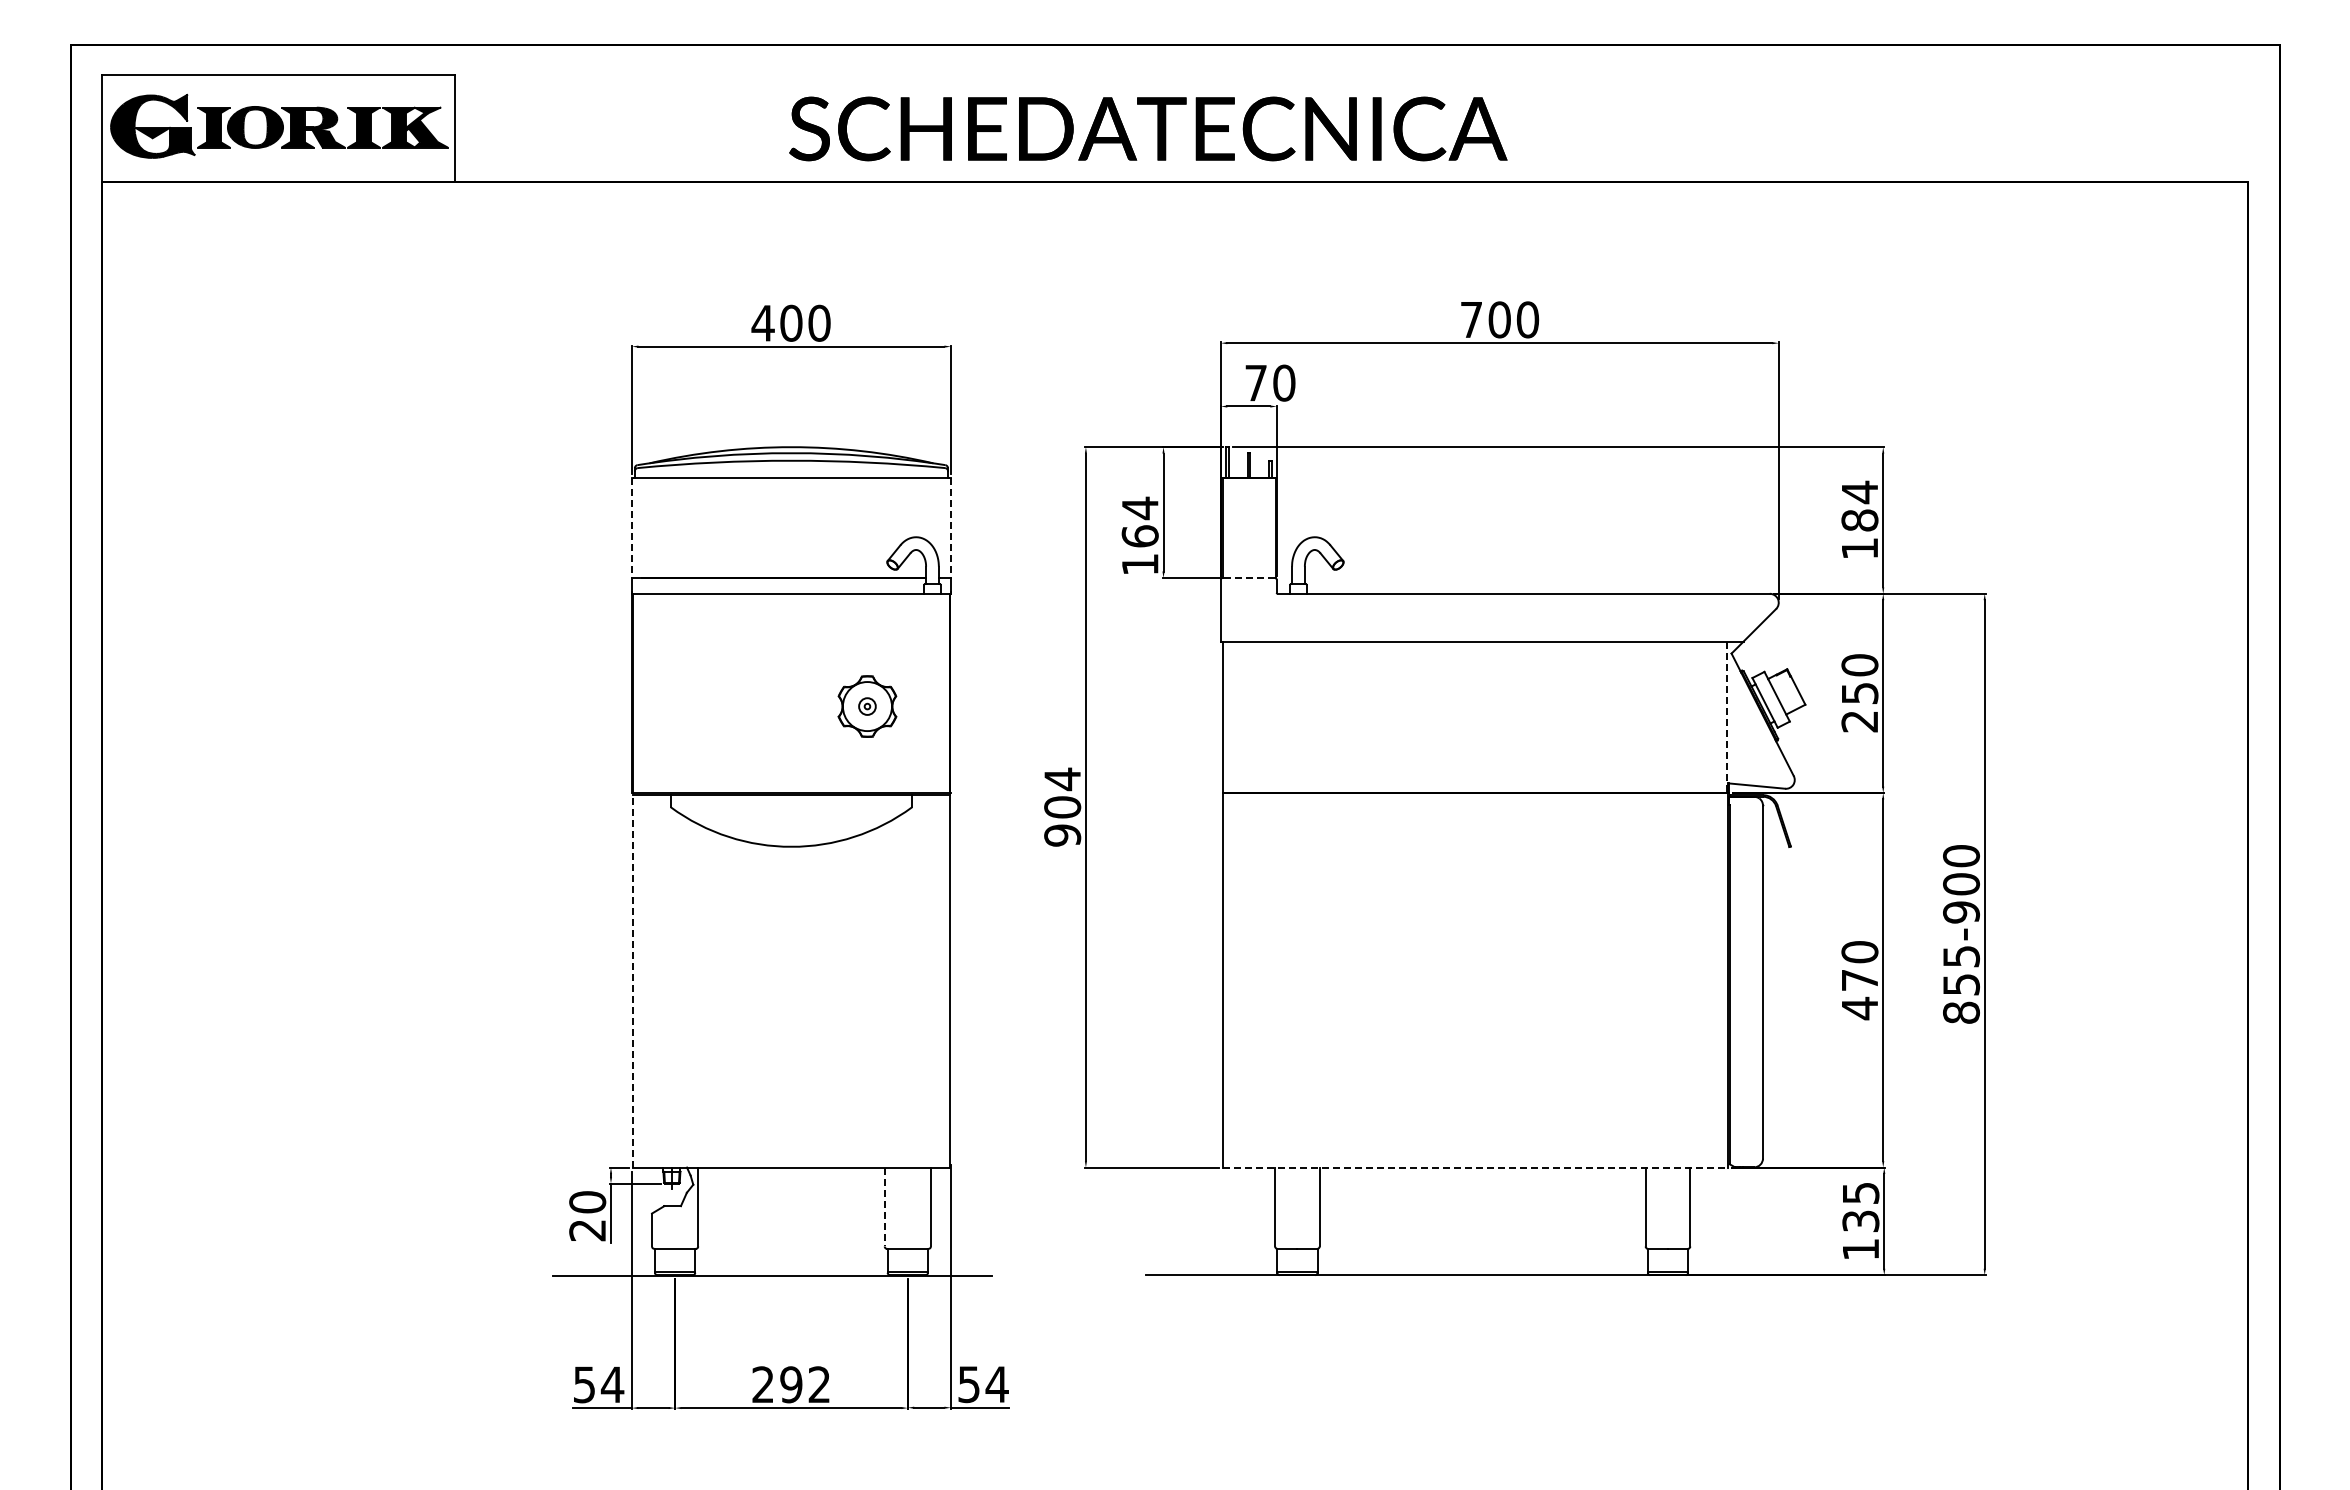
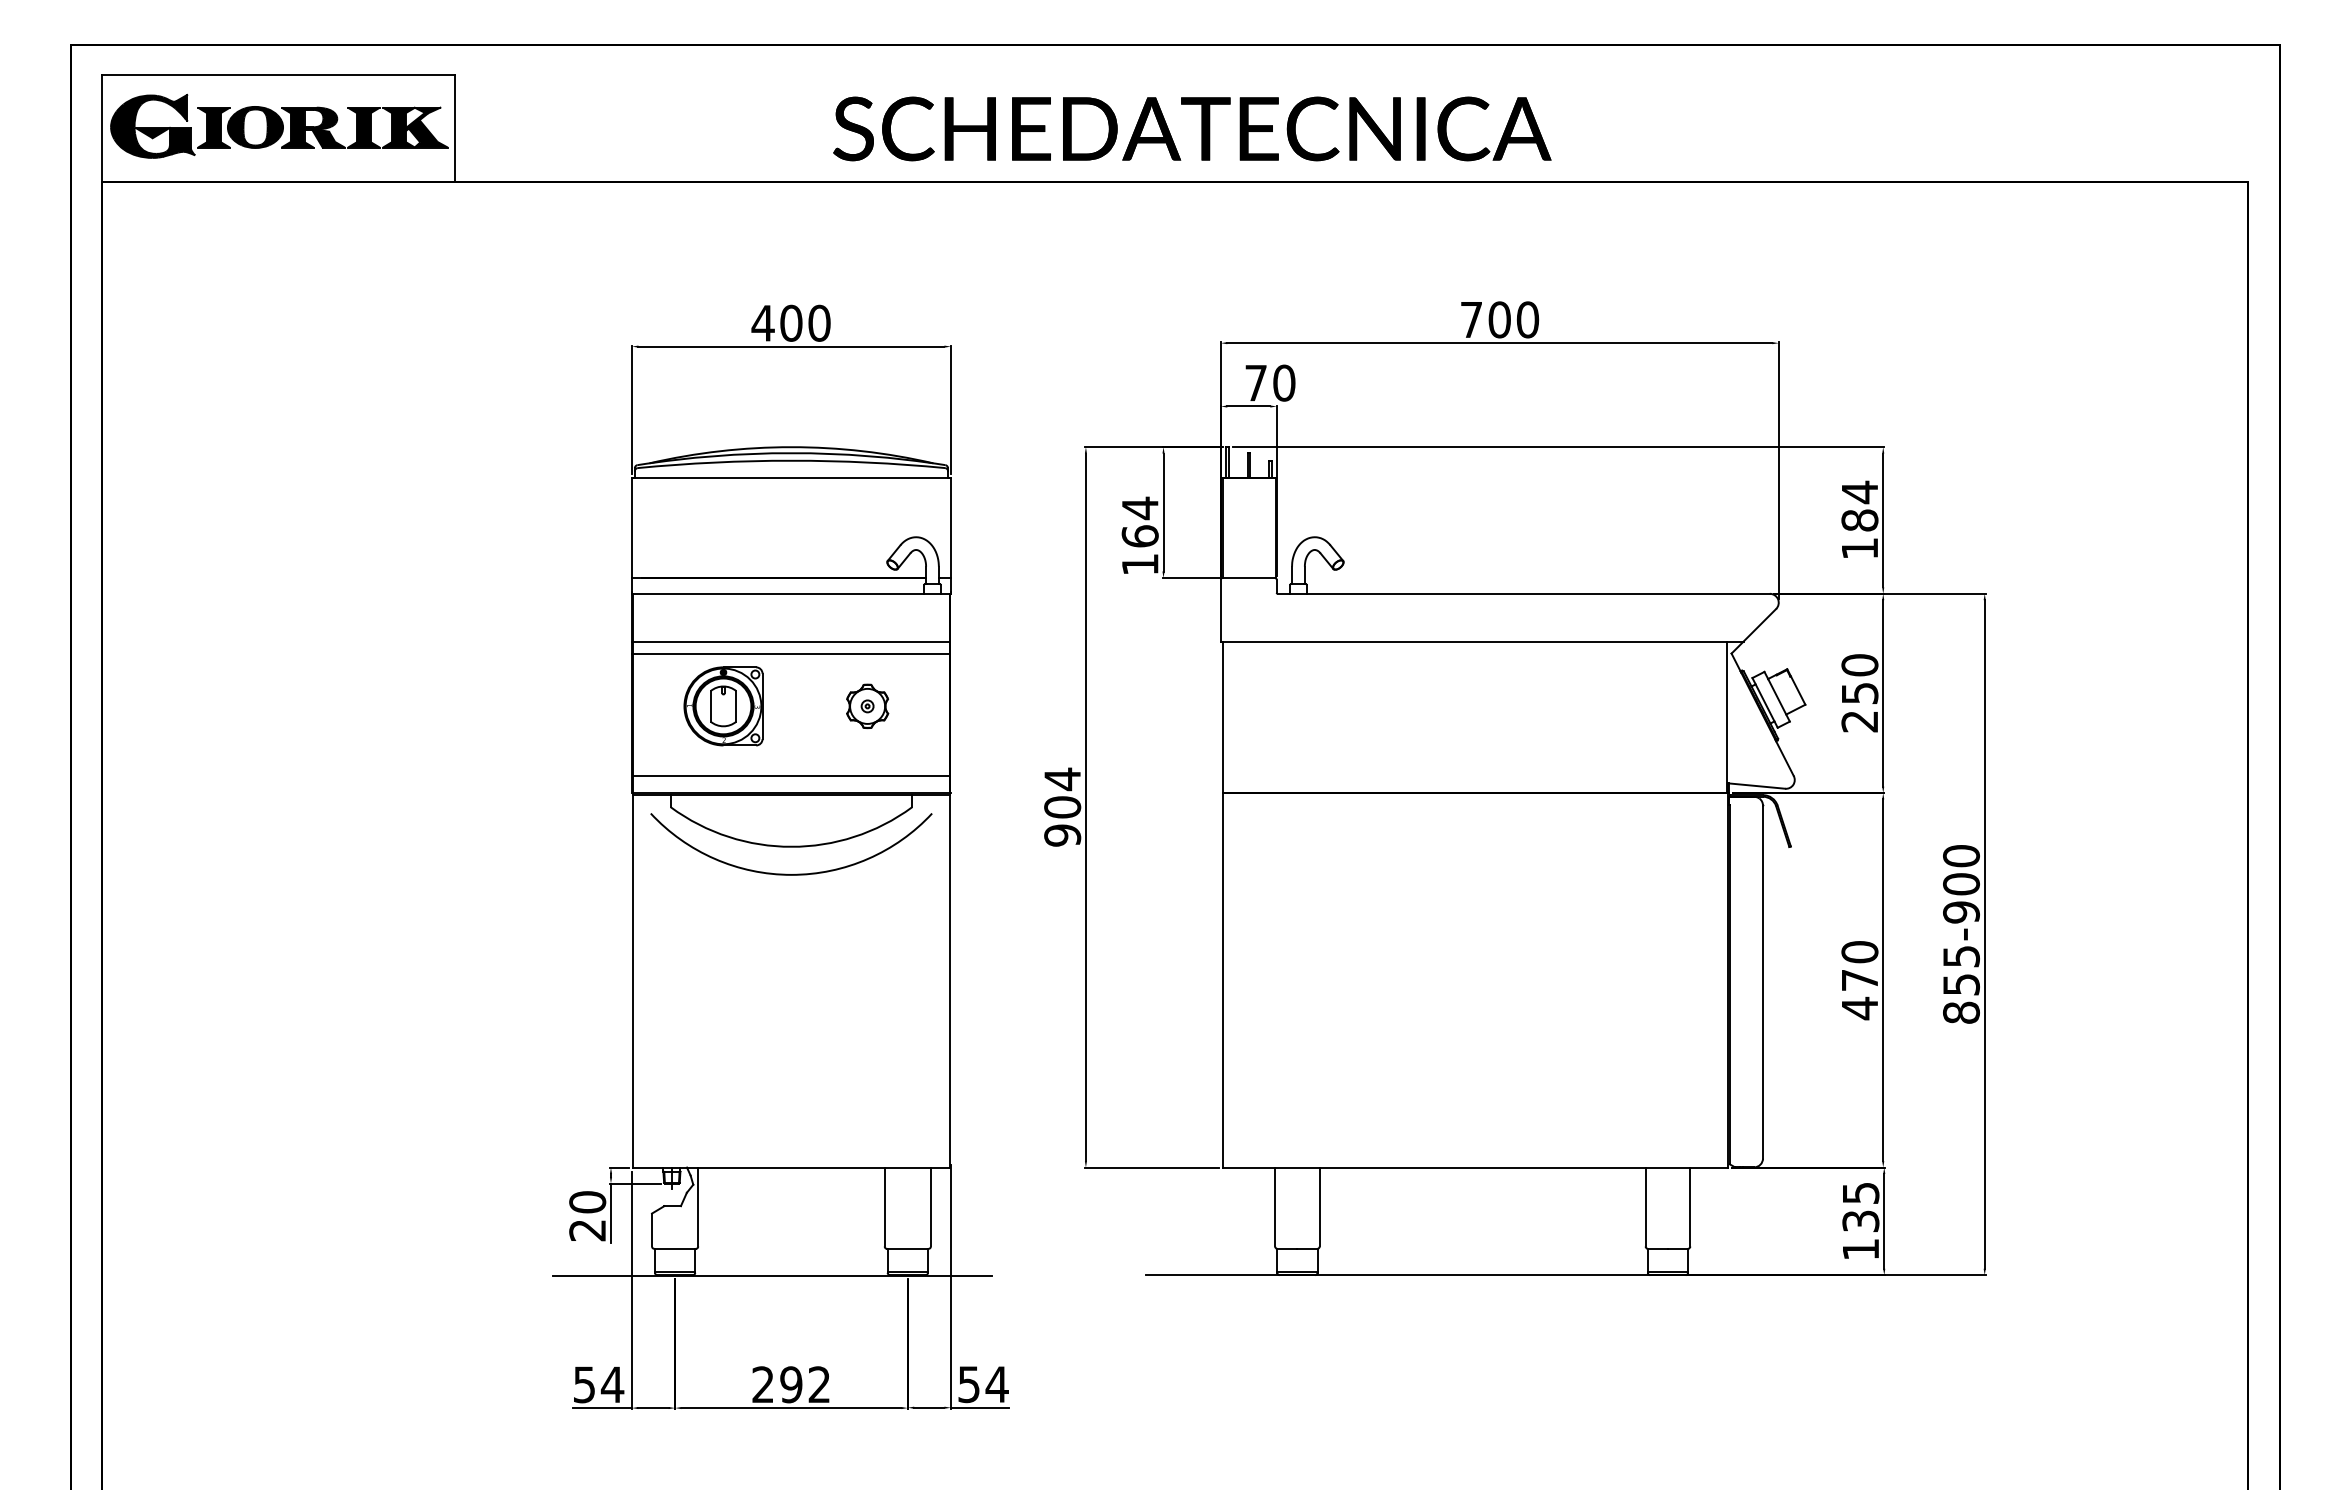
text position: (1148, 128) -> (1192, 128) (1192, 128)
line: dashed -> solid (632, 528)
line: dashed -> solid (950, 528)
line: dashed -> solid (1248, 577)
line: none -> present (791, 641)
line: none -> present (791, 653)
part: none -> present (723, 706)
part size: 61x63 px -> 44x46 px (867, 705)
line: dashed -> solid (1726, 717)
line: none -> present (791, 775)
arc: none -> present (786, 873)
line: dashed -> solid (632, 979)
line: dashed -> solid (1475, 1167)
line: dashed -> solid (884, 1207)
